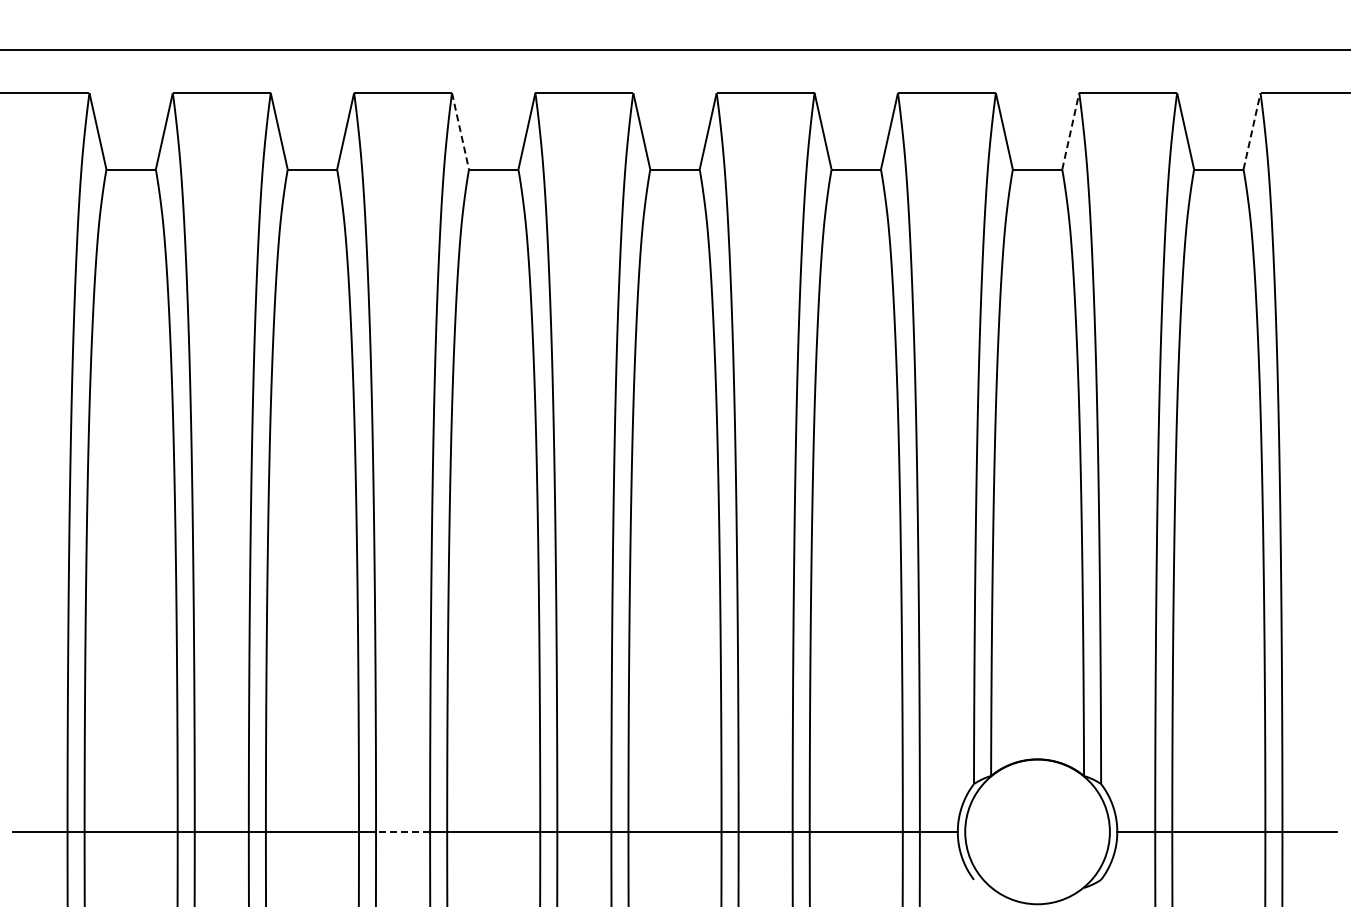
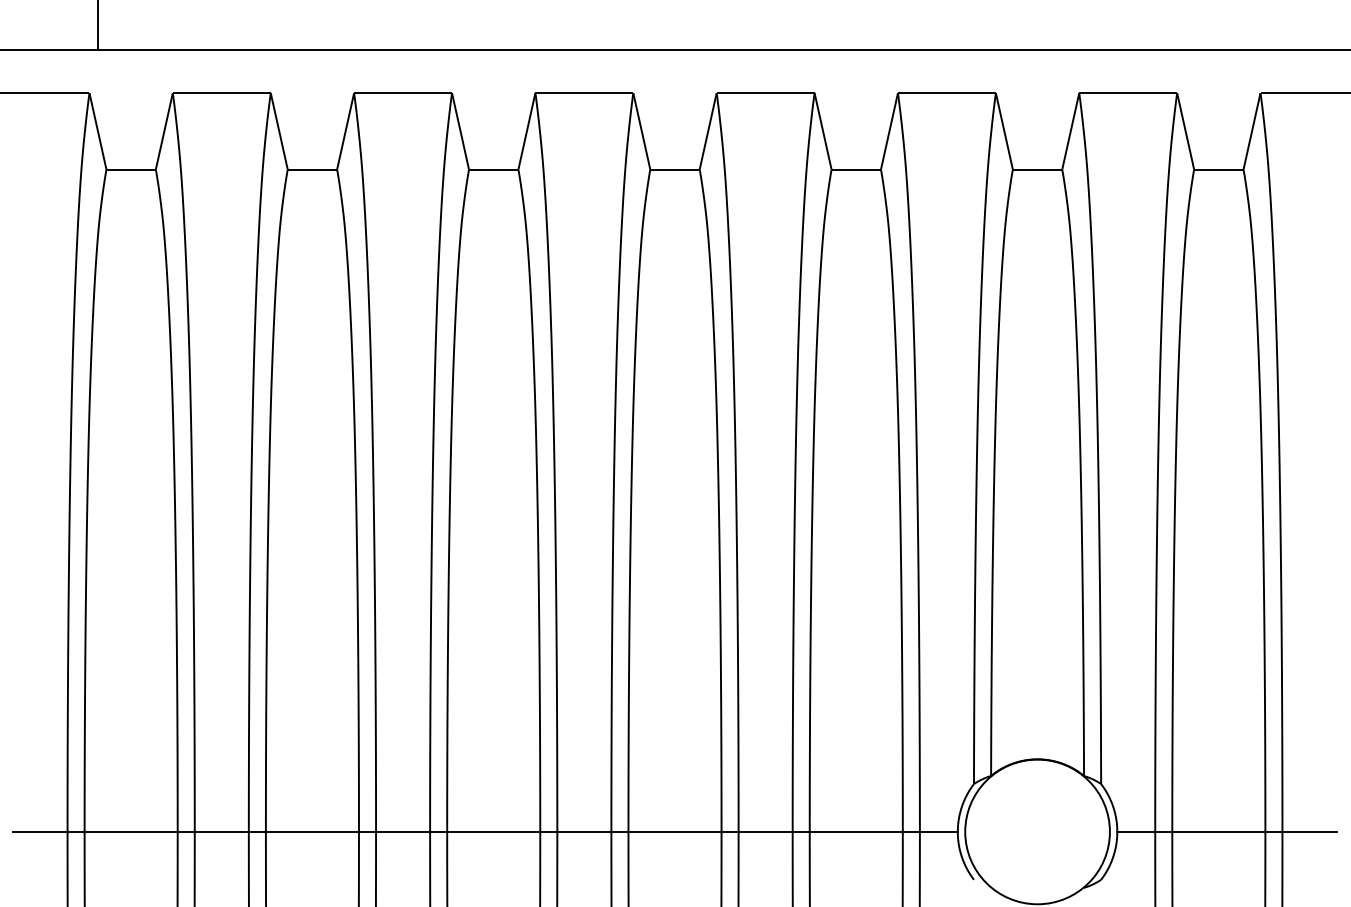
line: none -> present (97, 25)
line: dashed -> solid (1070, 130)
line: dashed -> solid (1252, 130)
line: dashed -> solid (460, 131)
line: dashed -> solid (402, 831)
